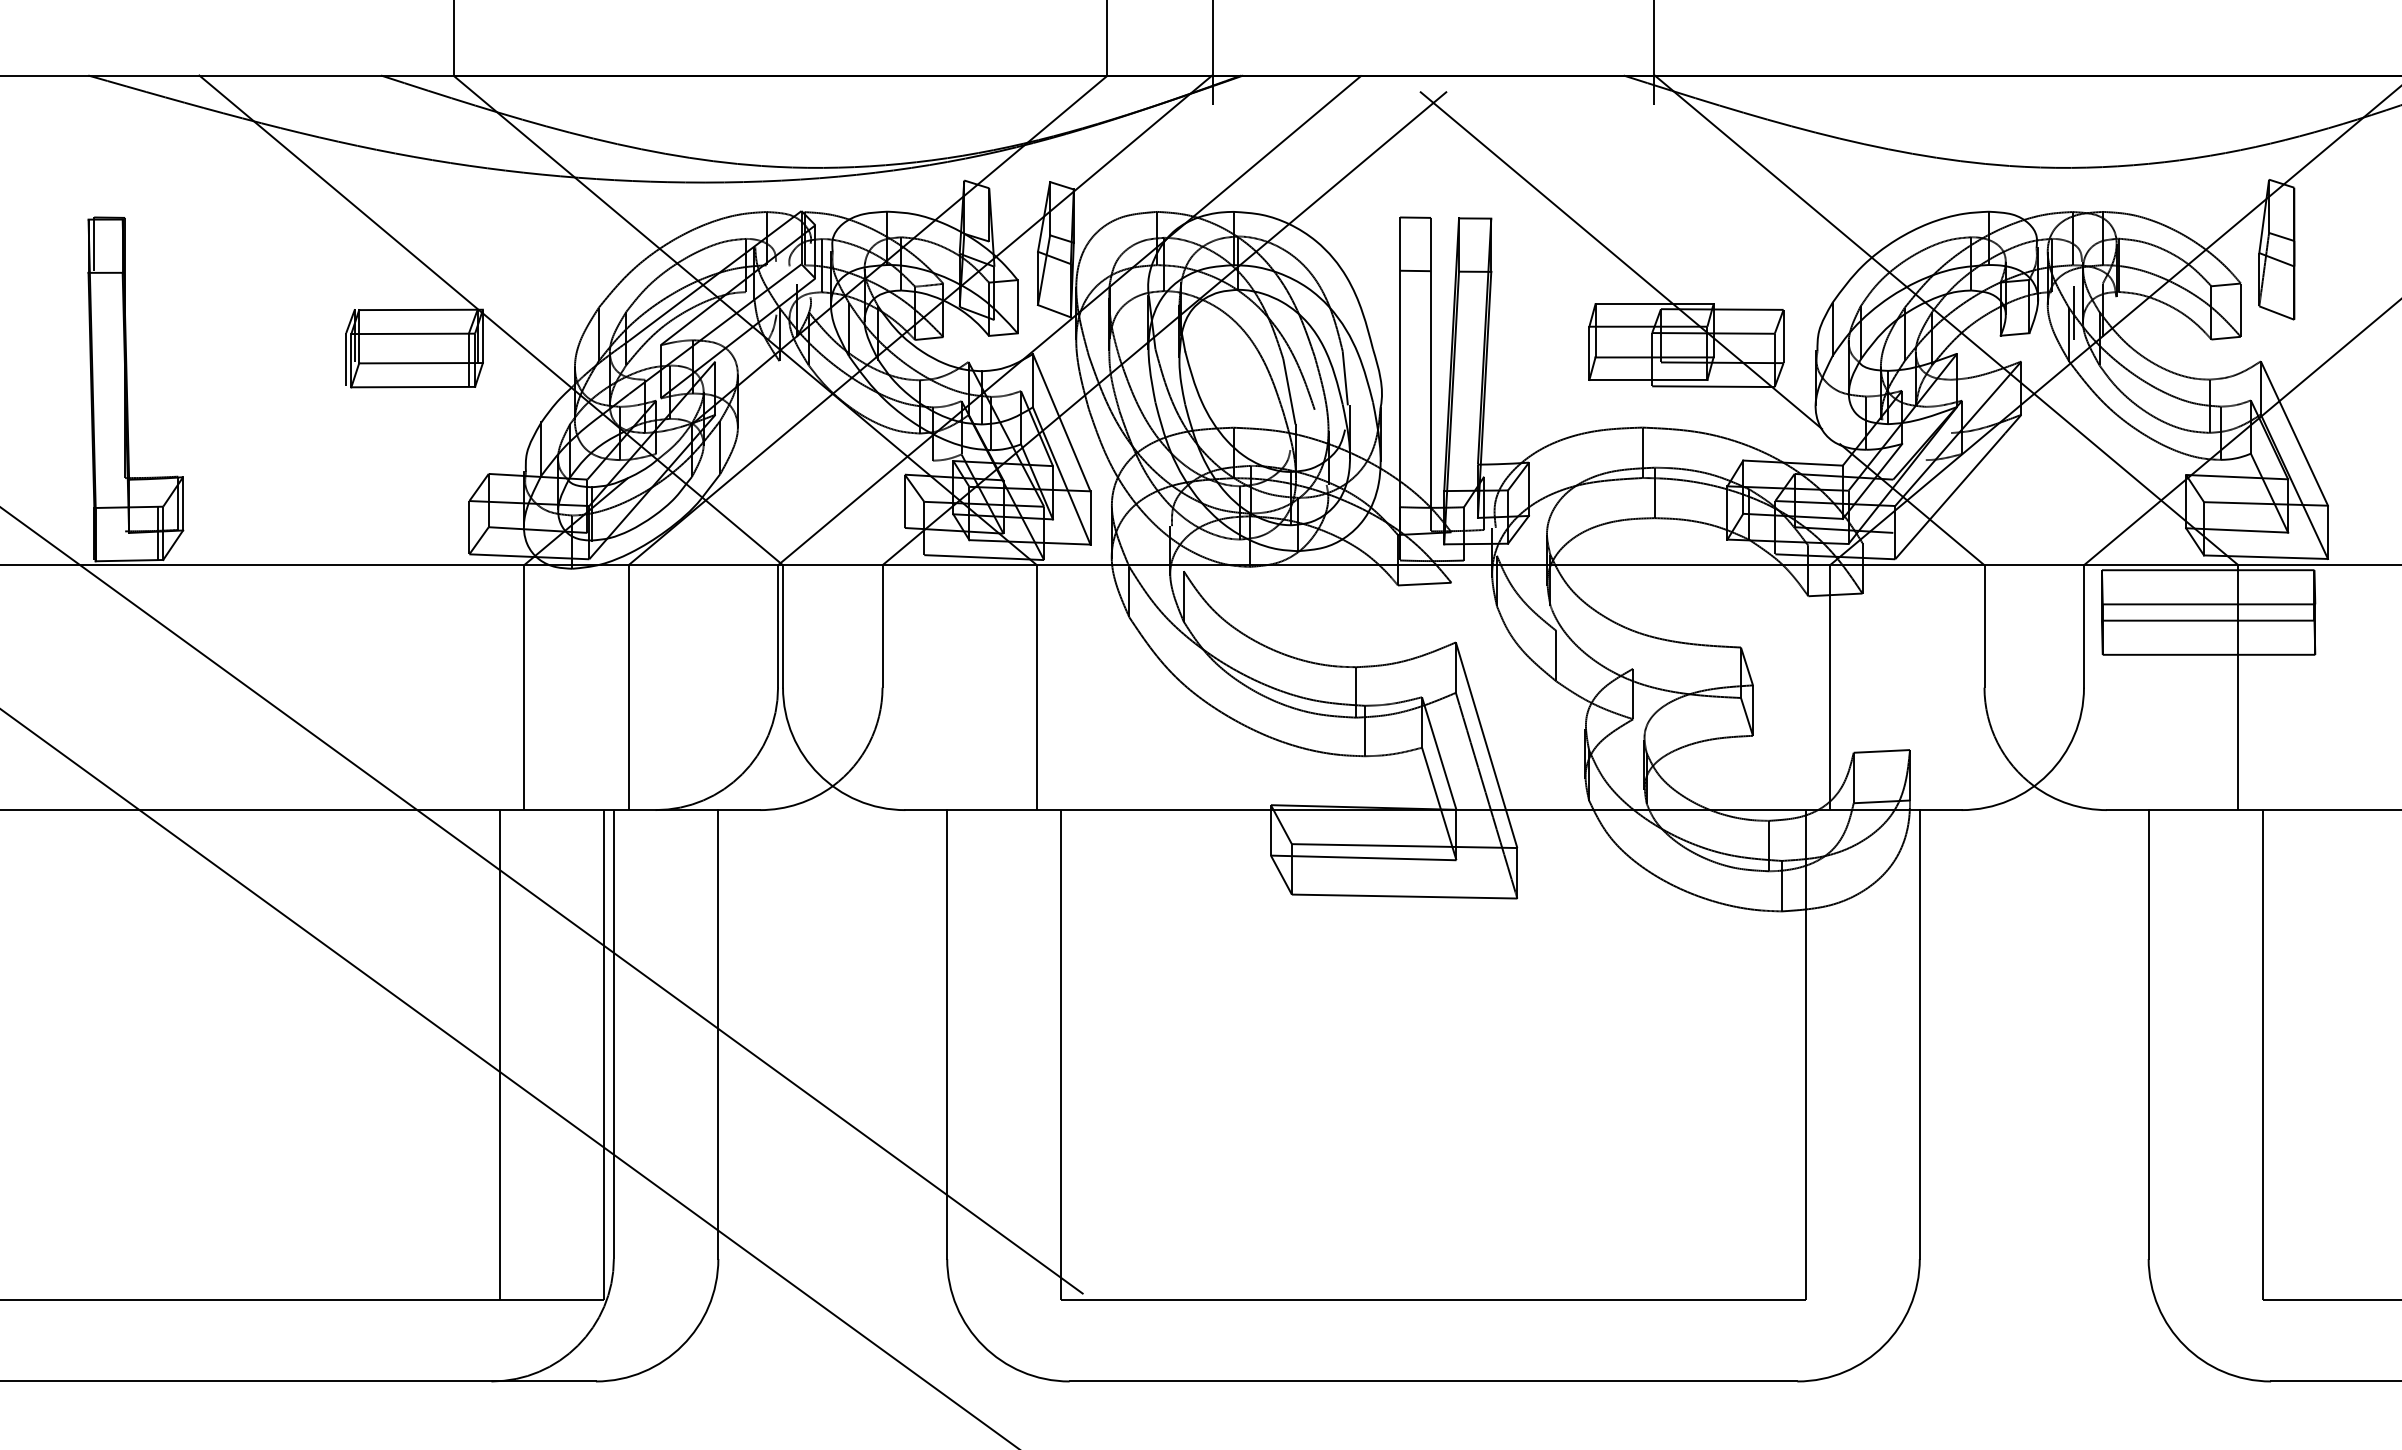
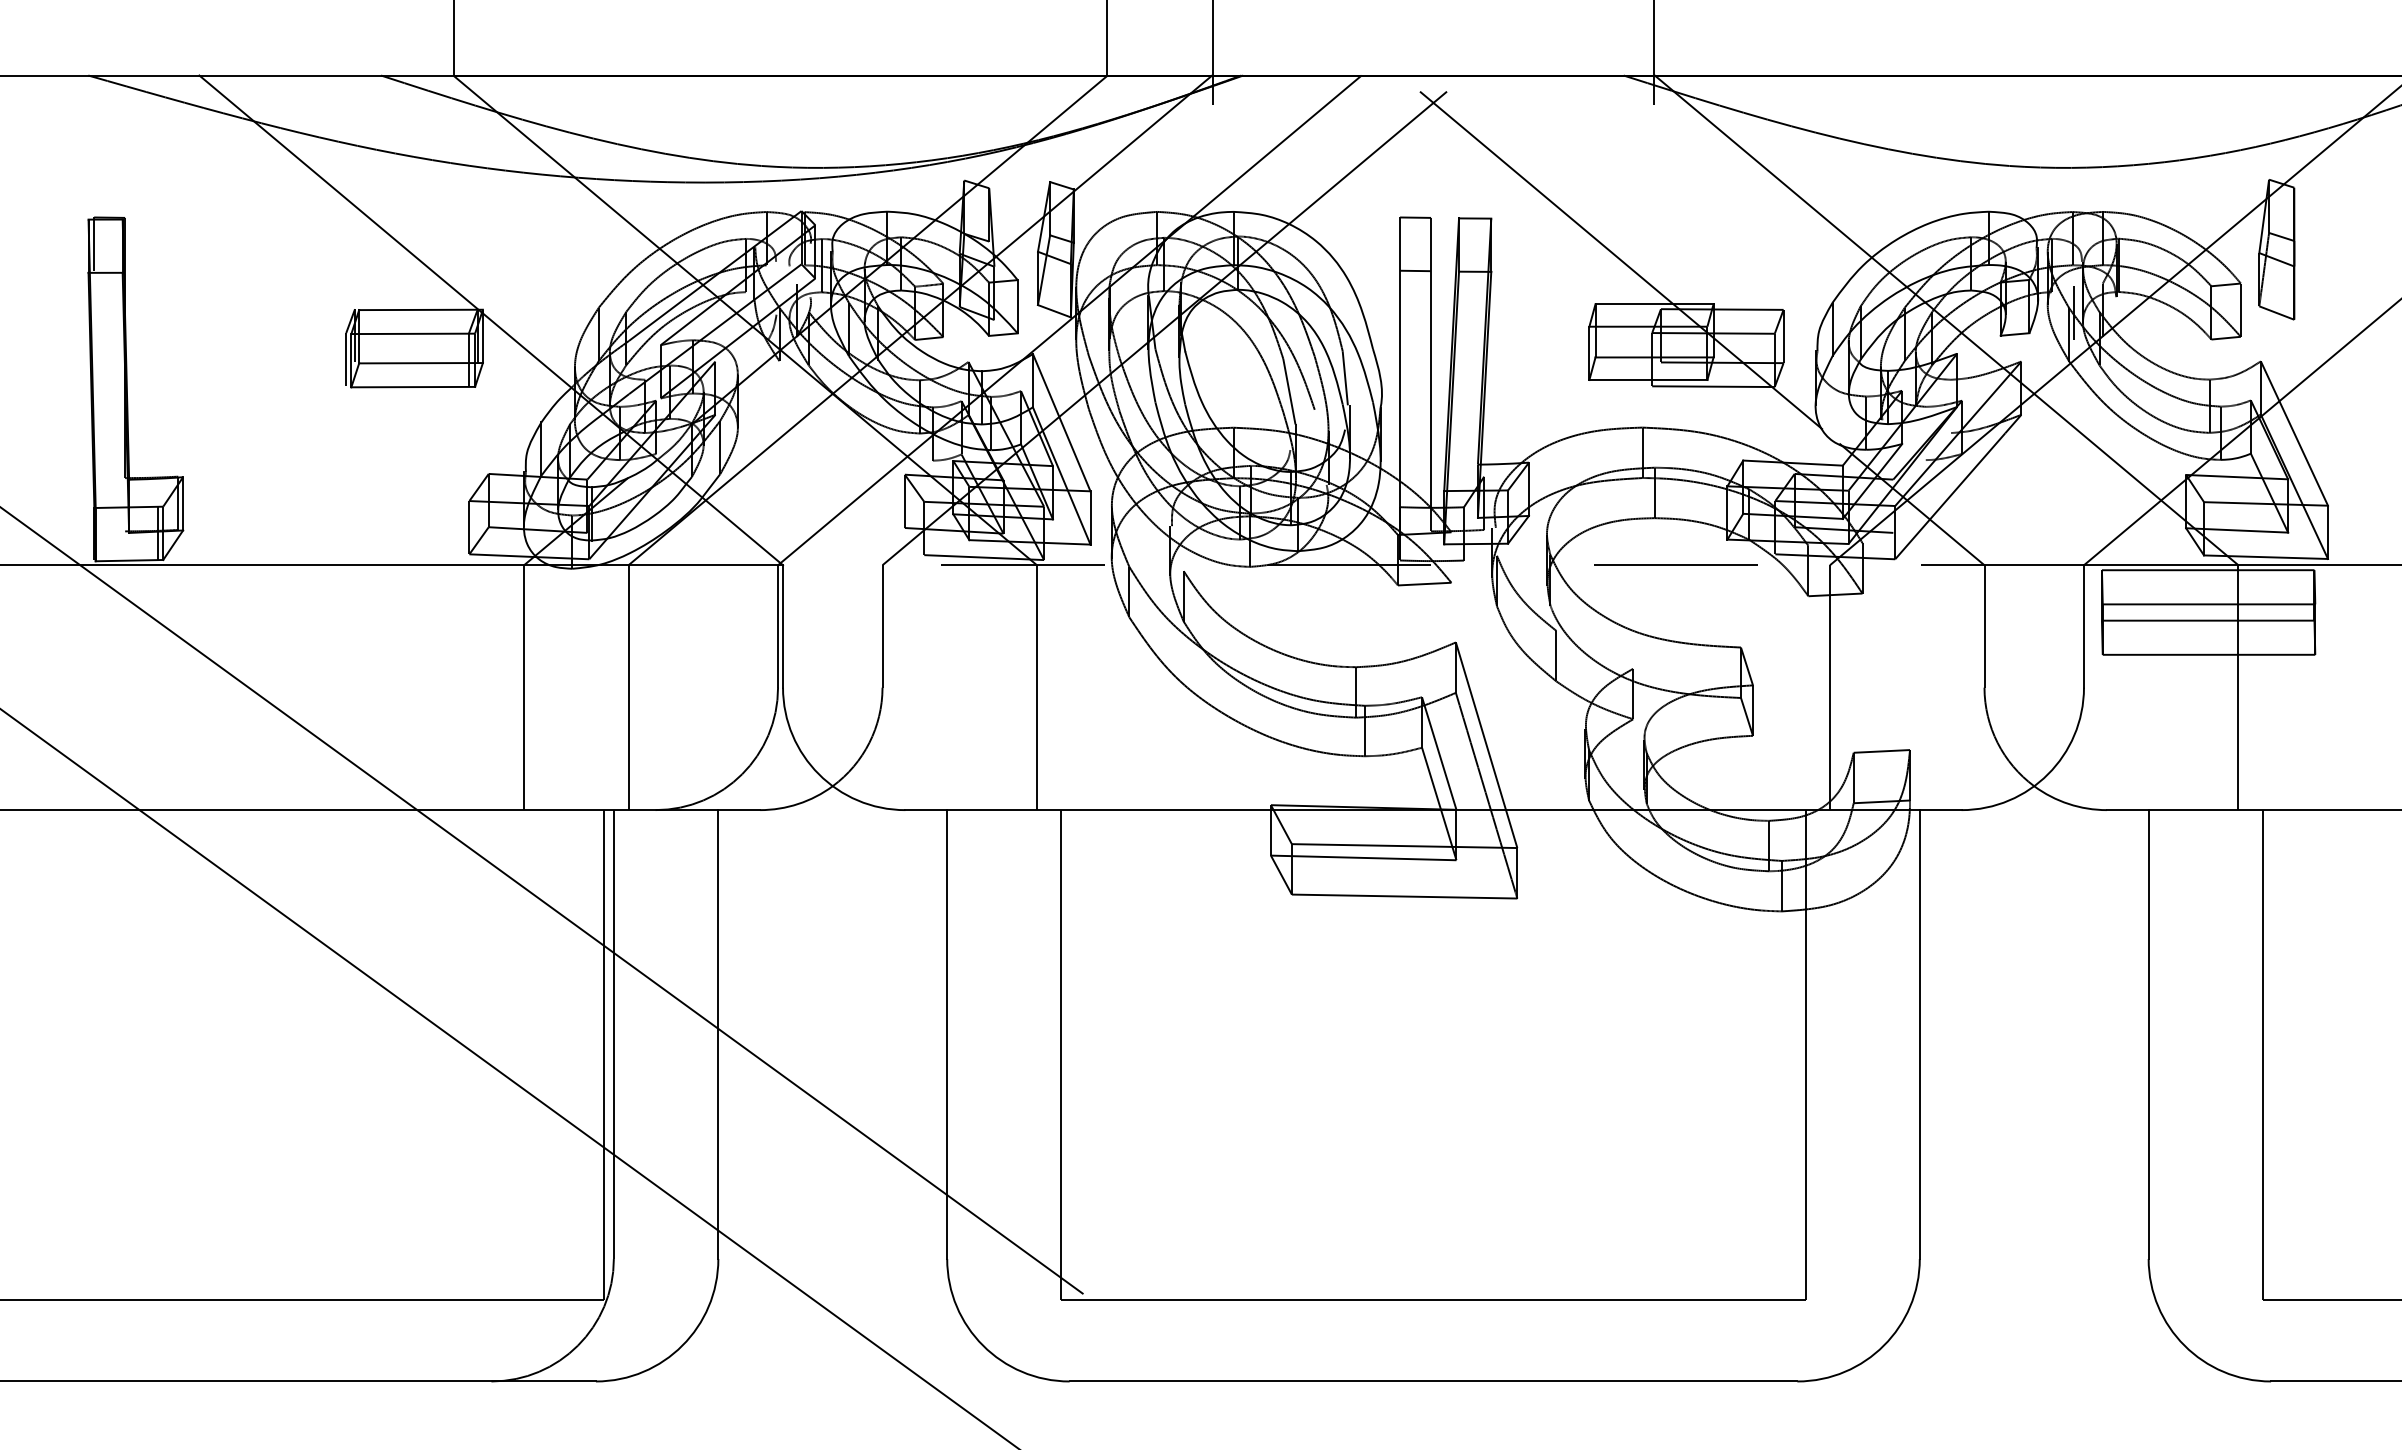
line: solid -> dashed (1433, 565)
line: present -> none (499, 1054)
